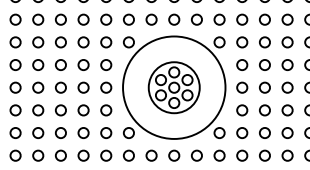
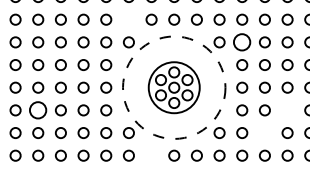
circle: present -> none (128, 19)
circle size: 13x13 px -> 19x19 px (242, 42)
circle: solid -> dashed (174, 87)
circle size: 13x13 px -> 19x19 px (38, 110)
circle: present -> none (287, 110)
circle: present -> none (264, 132)
circle: present -> none (151, 155)
